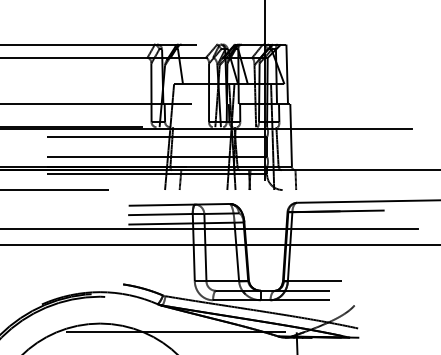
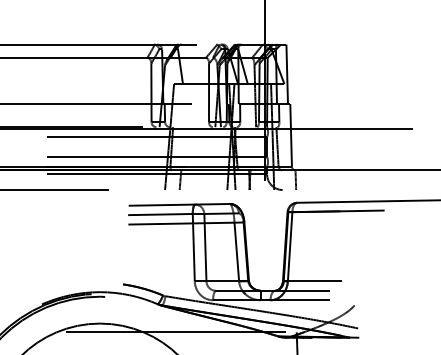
line: present -> none (209, 229)
line: present -> none (219, 244)
